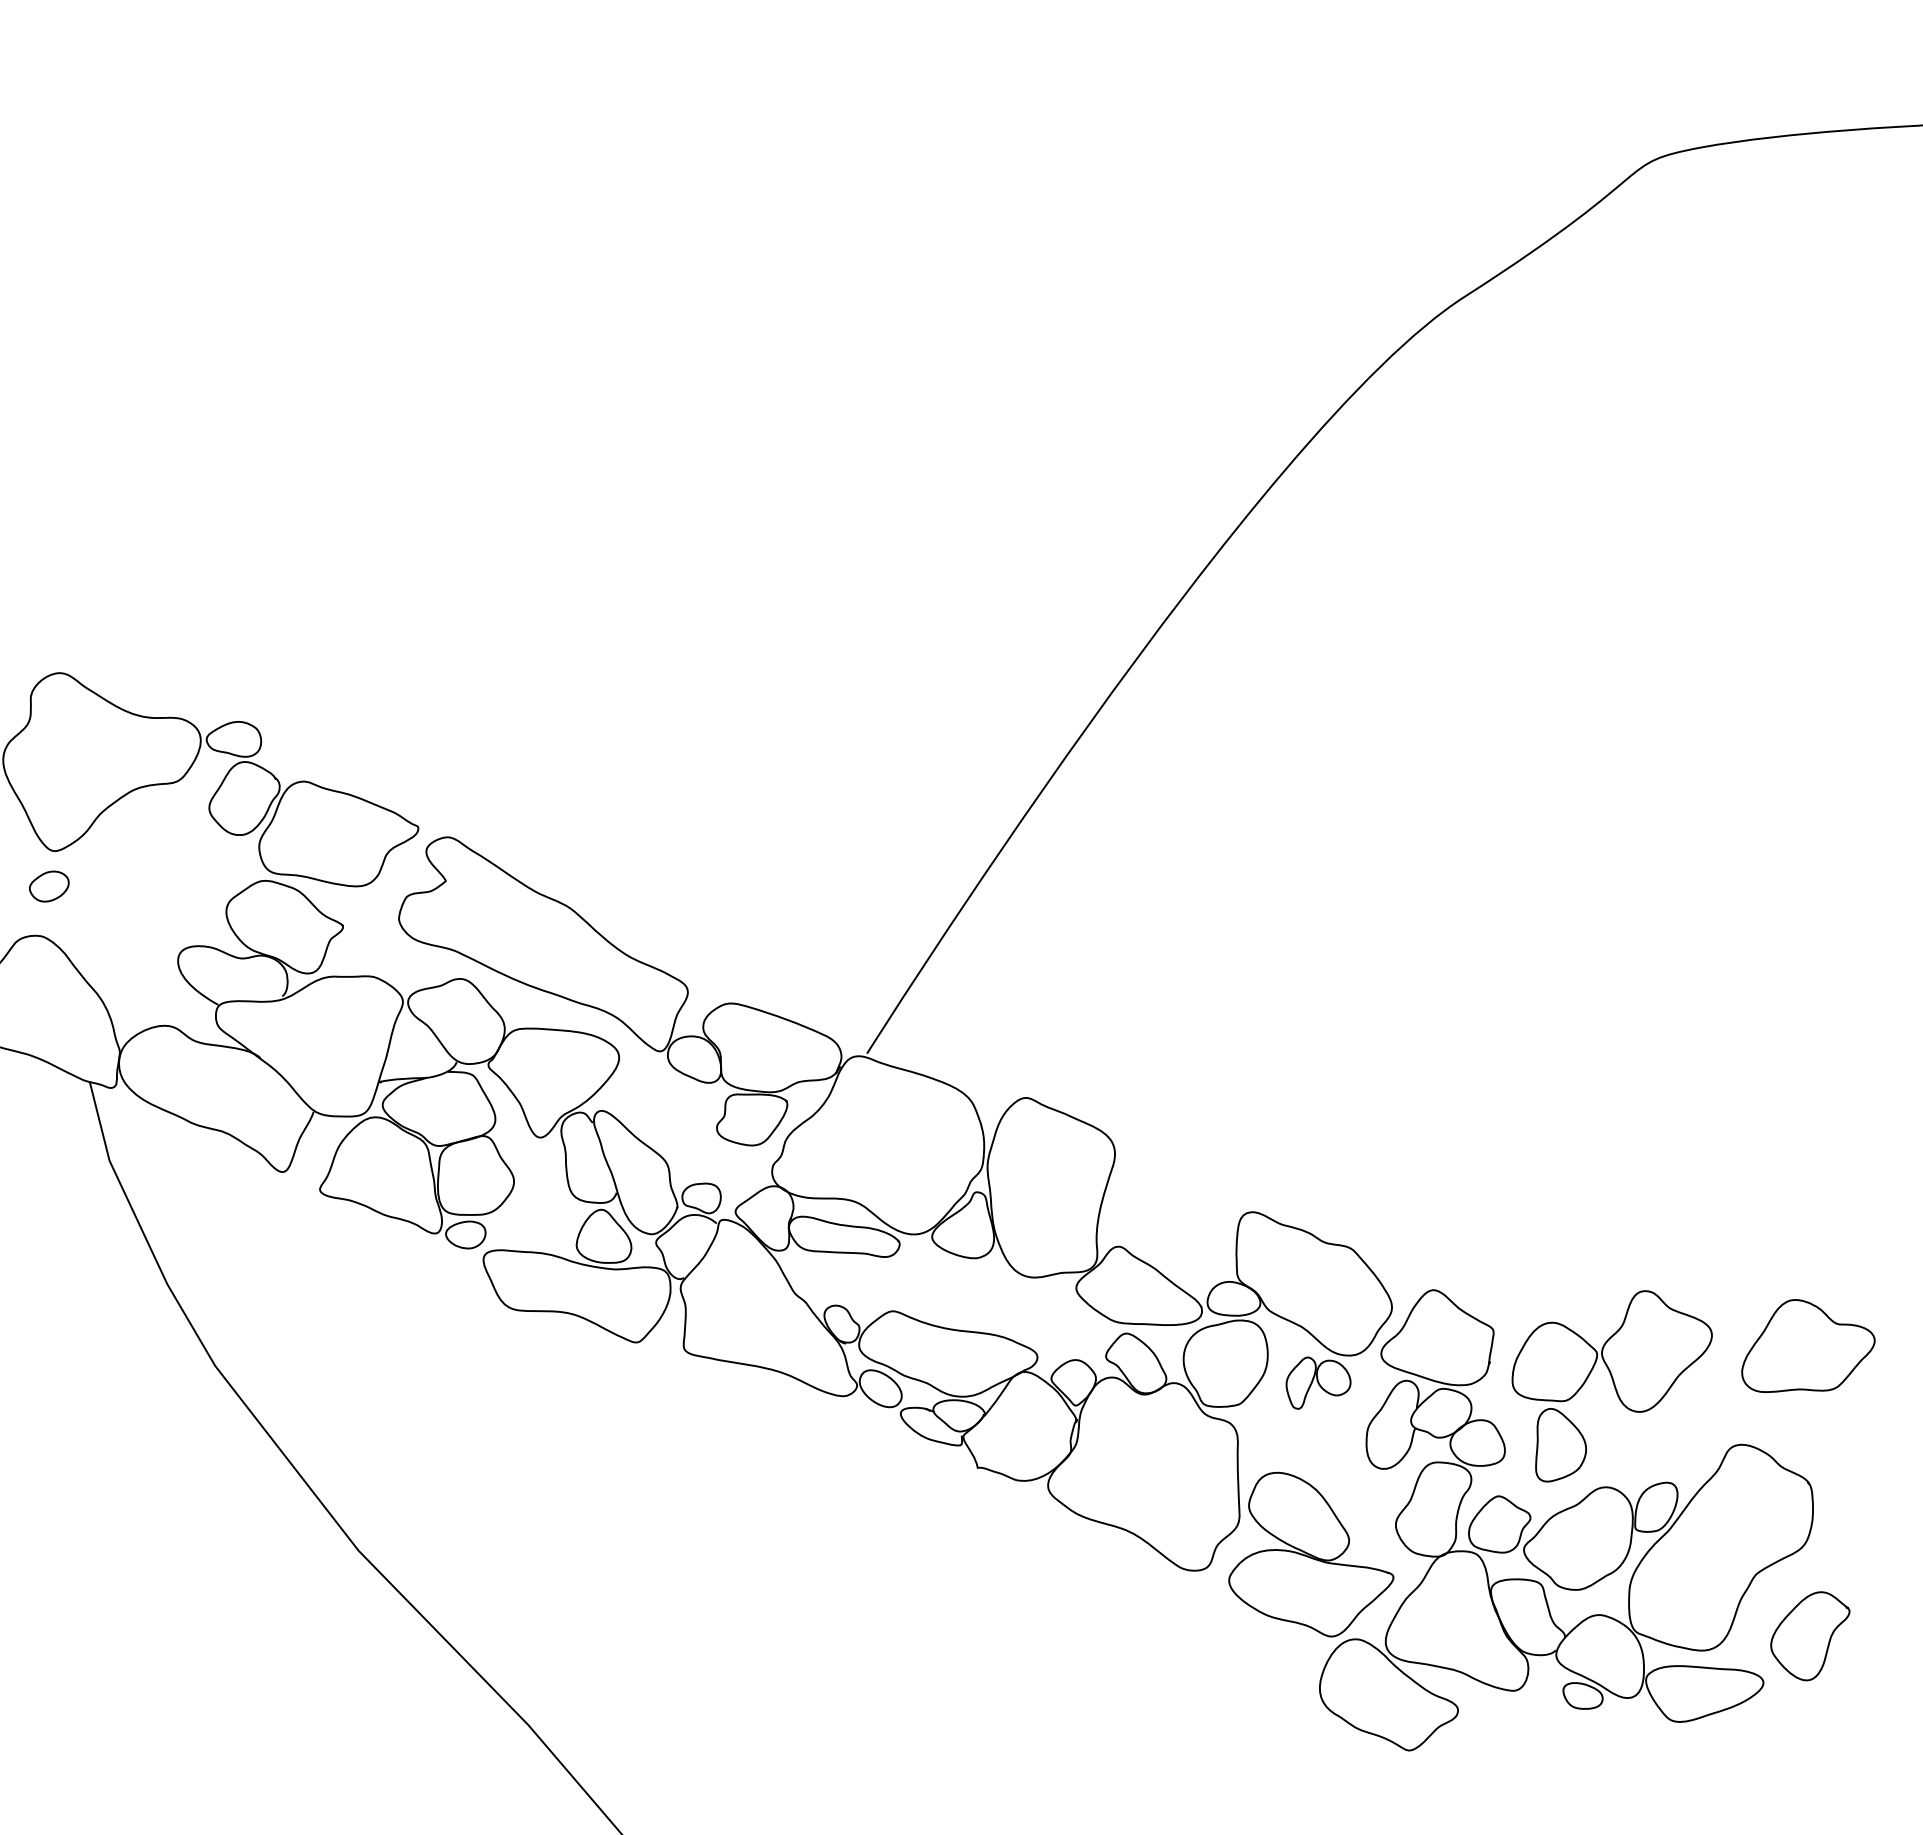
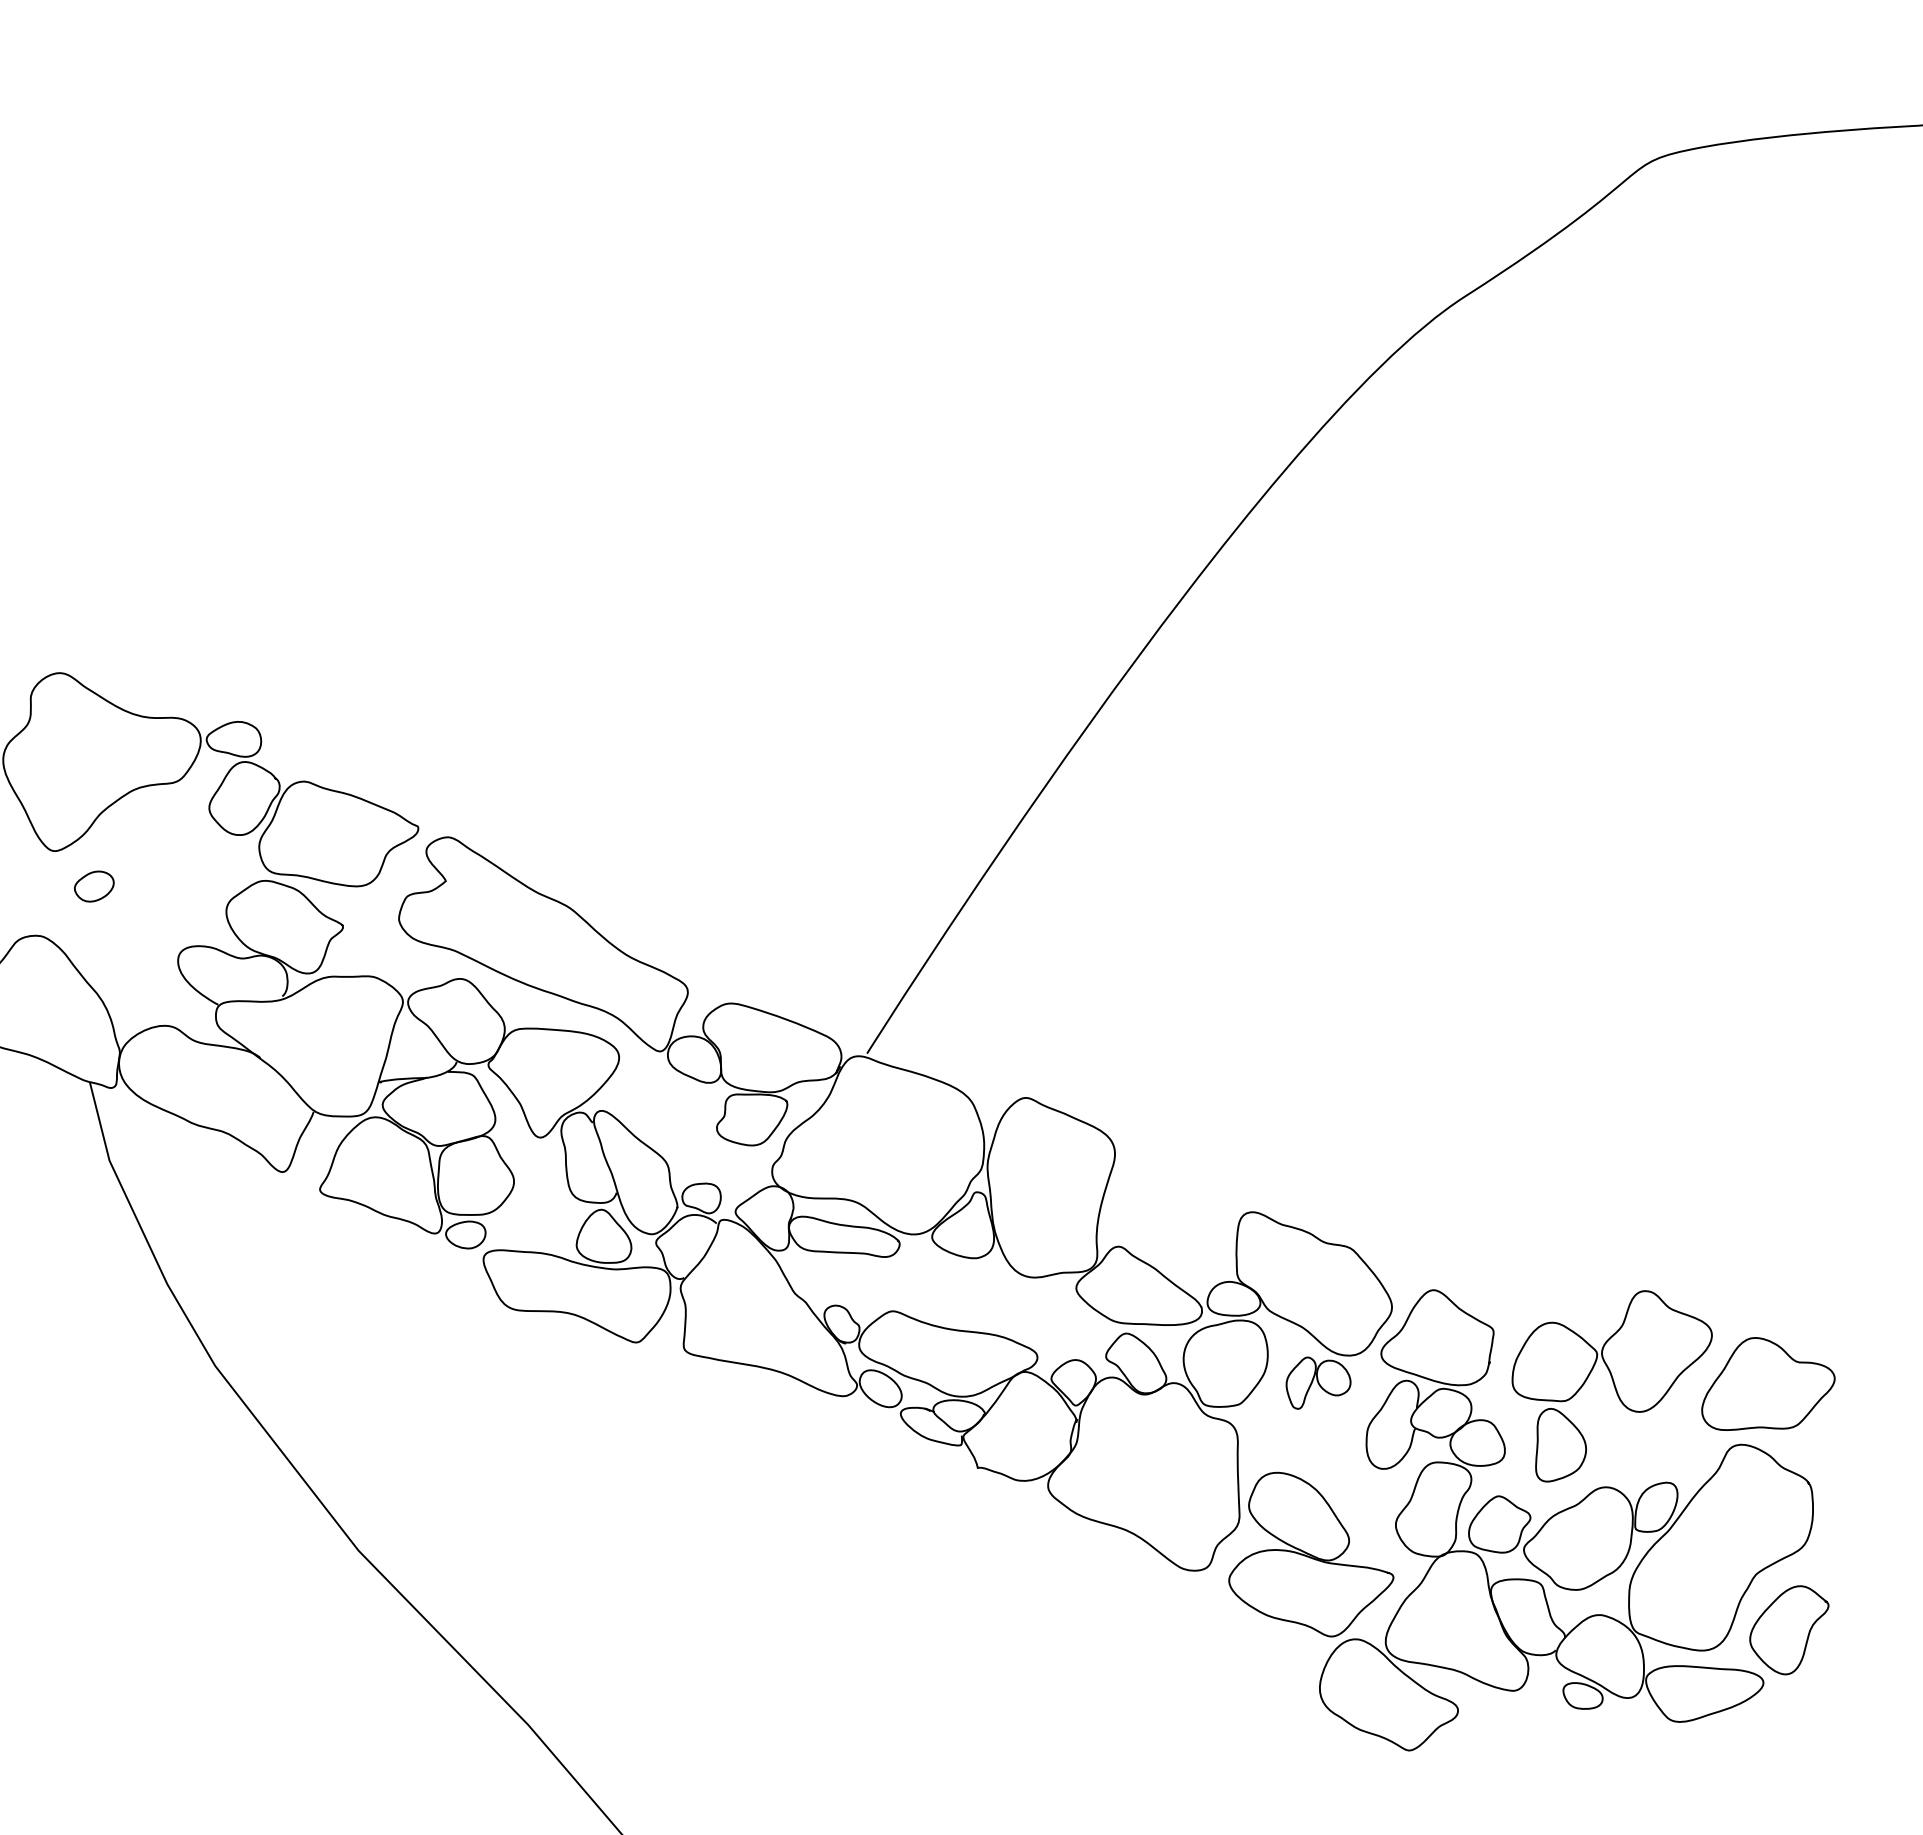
part position: (49, 886) -> (94, 886) (94, 886)
part position: (1808, 1345) -> (1768, 1383) (1768, 1383)
curve position: (1828, 1641) -> (1807, 1635) (1807, 1635)
